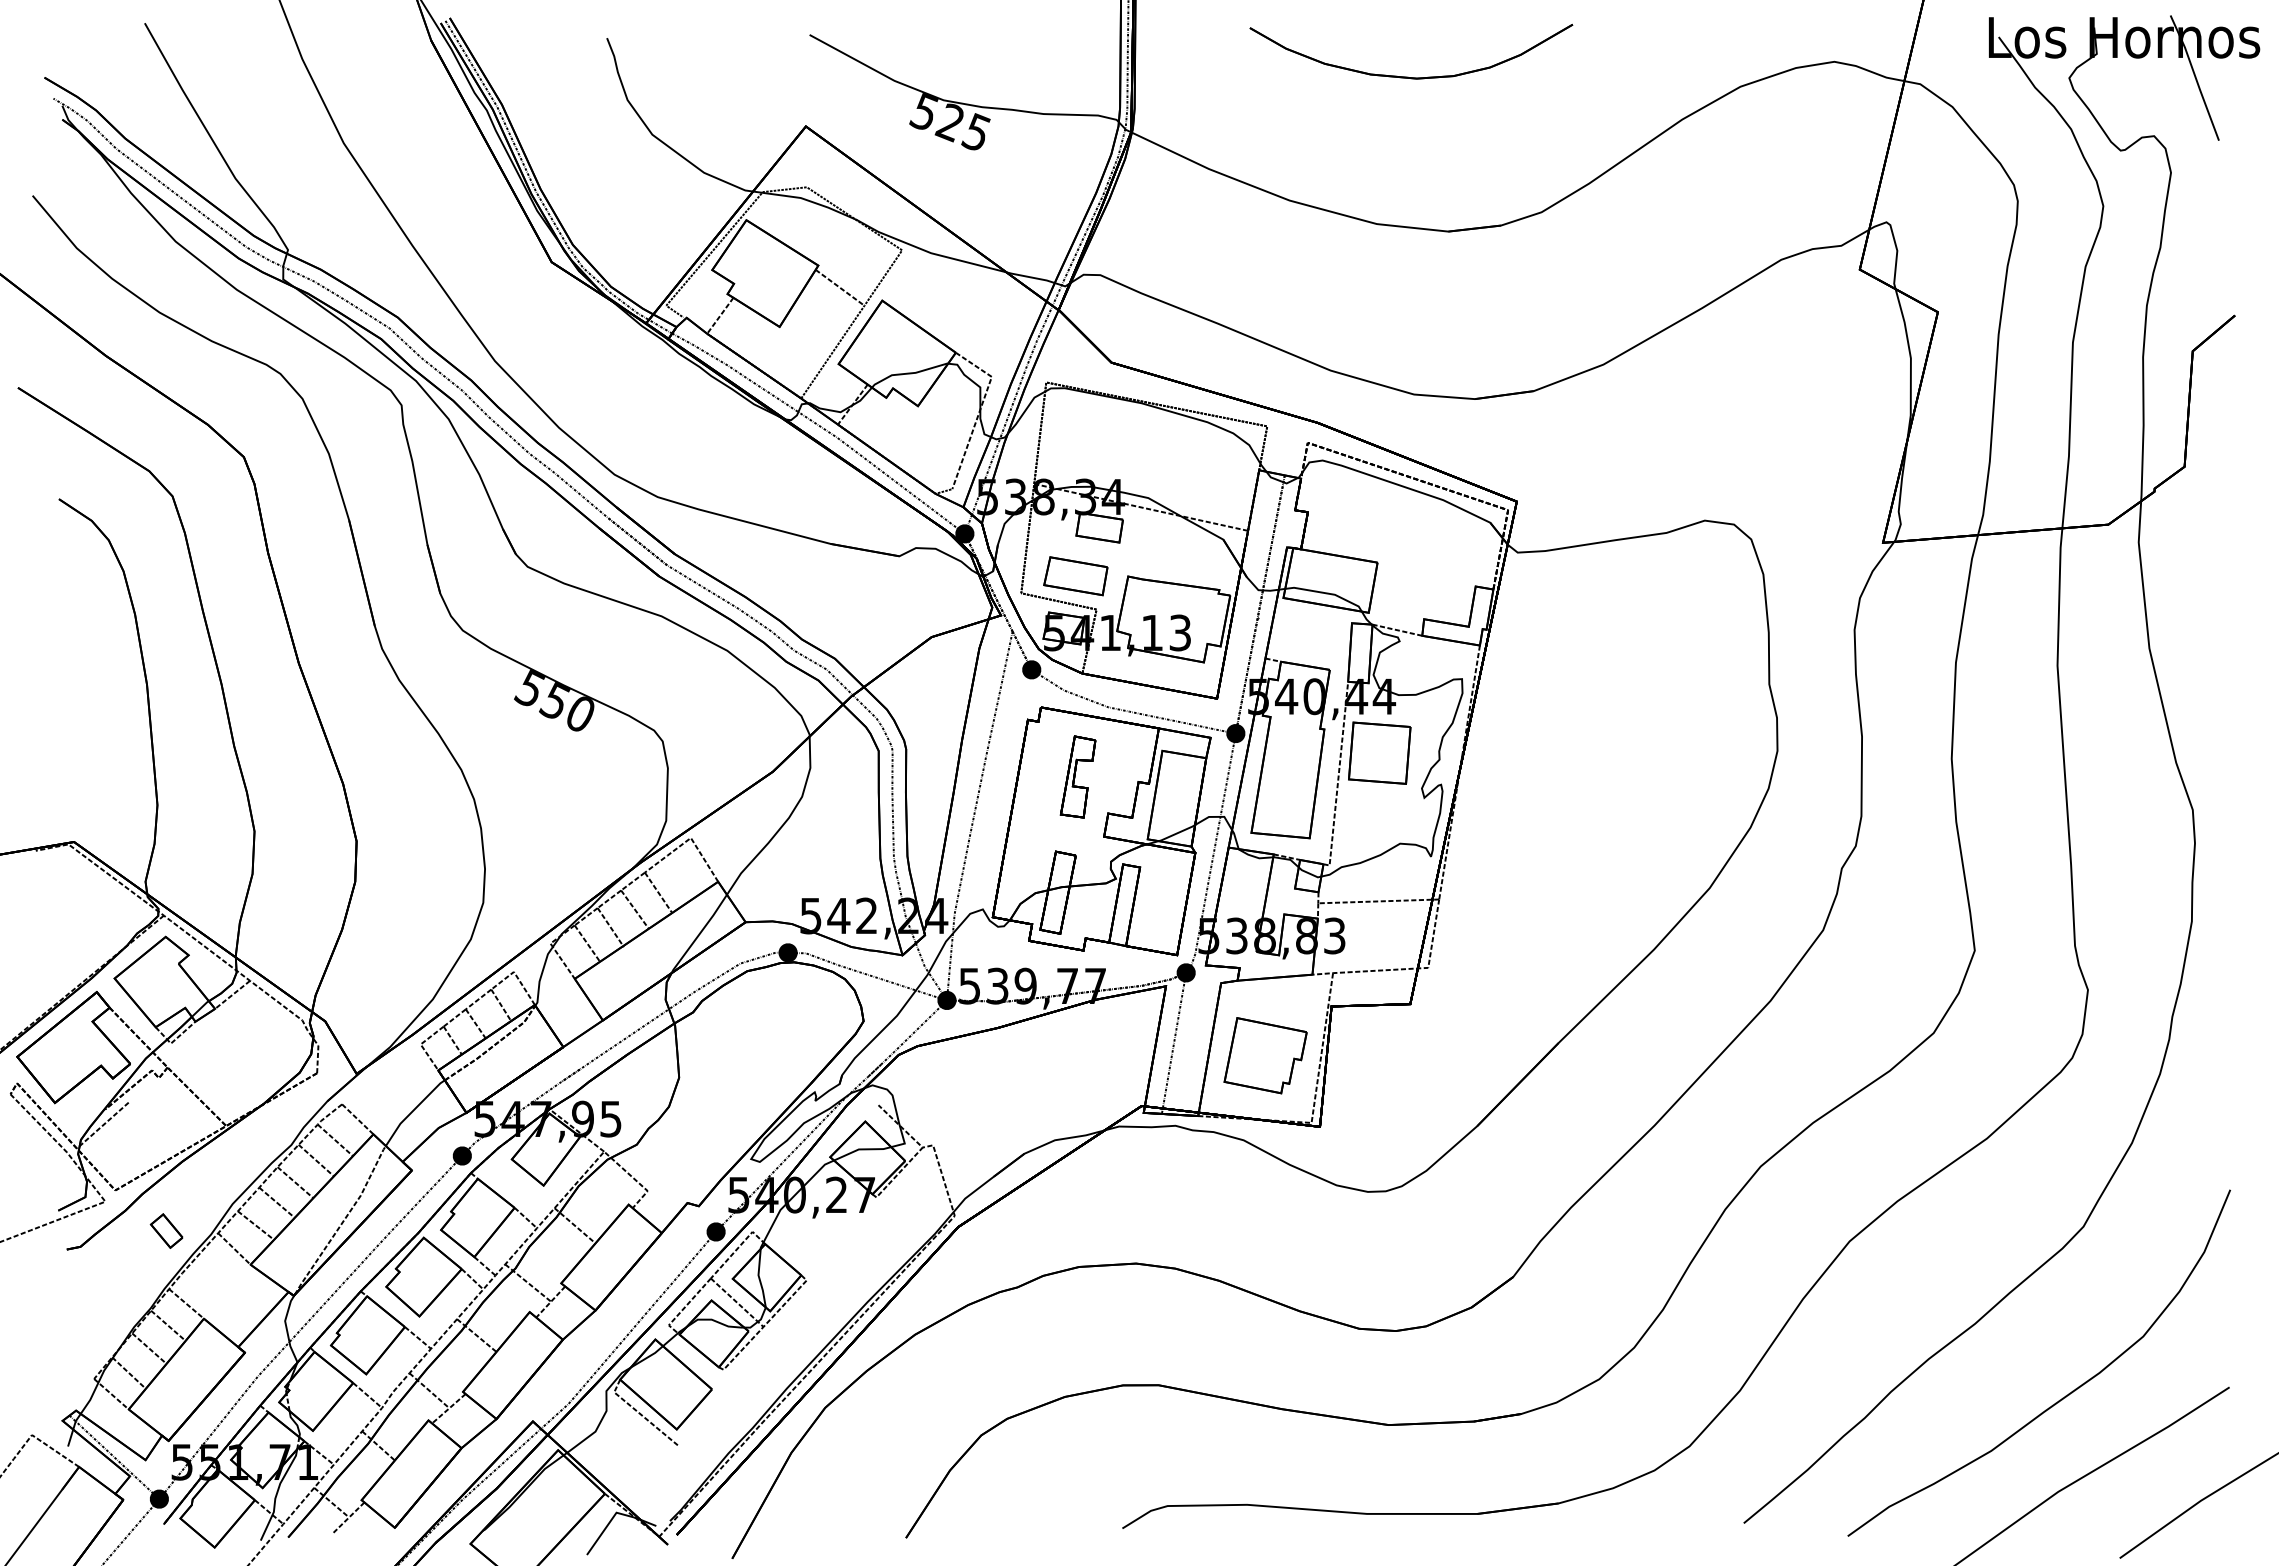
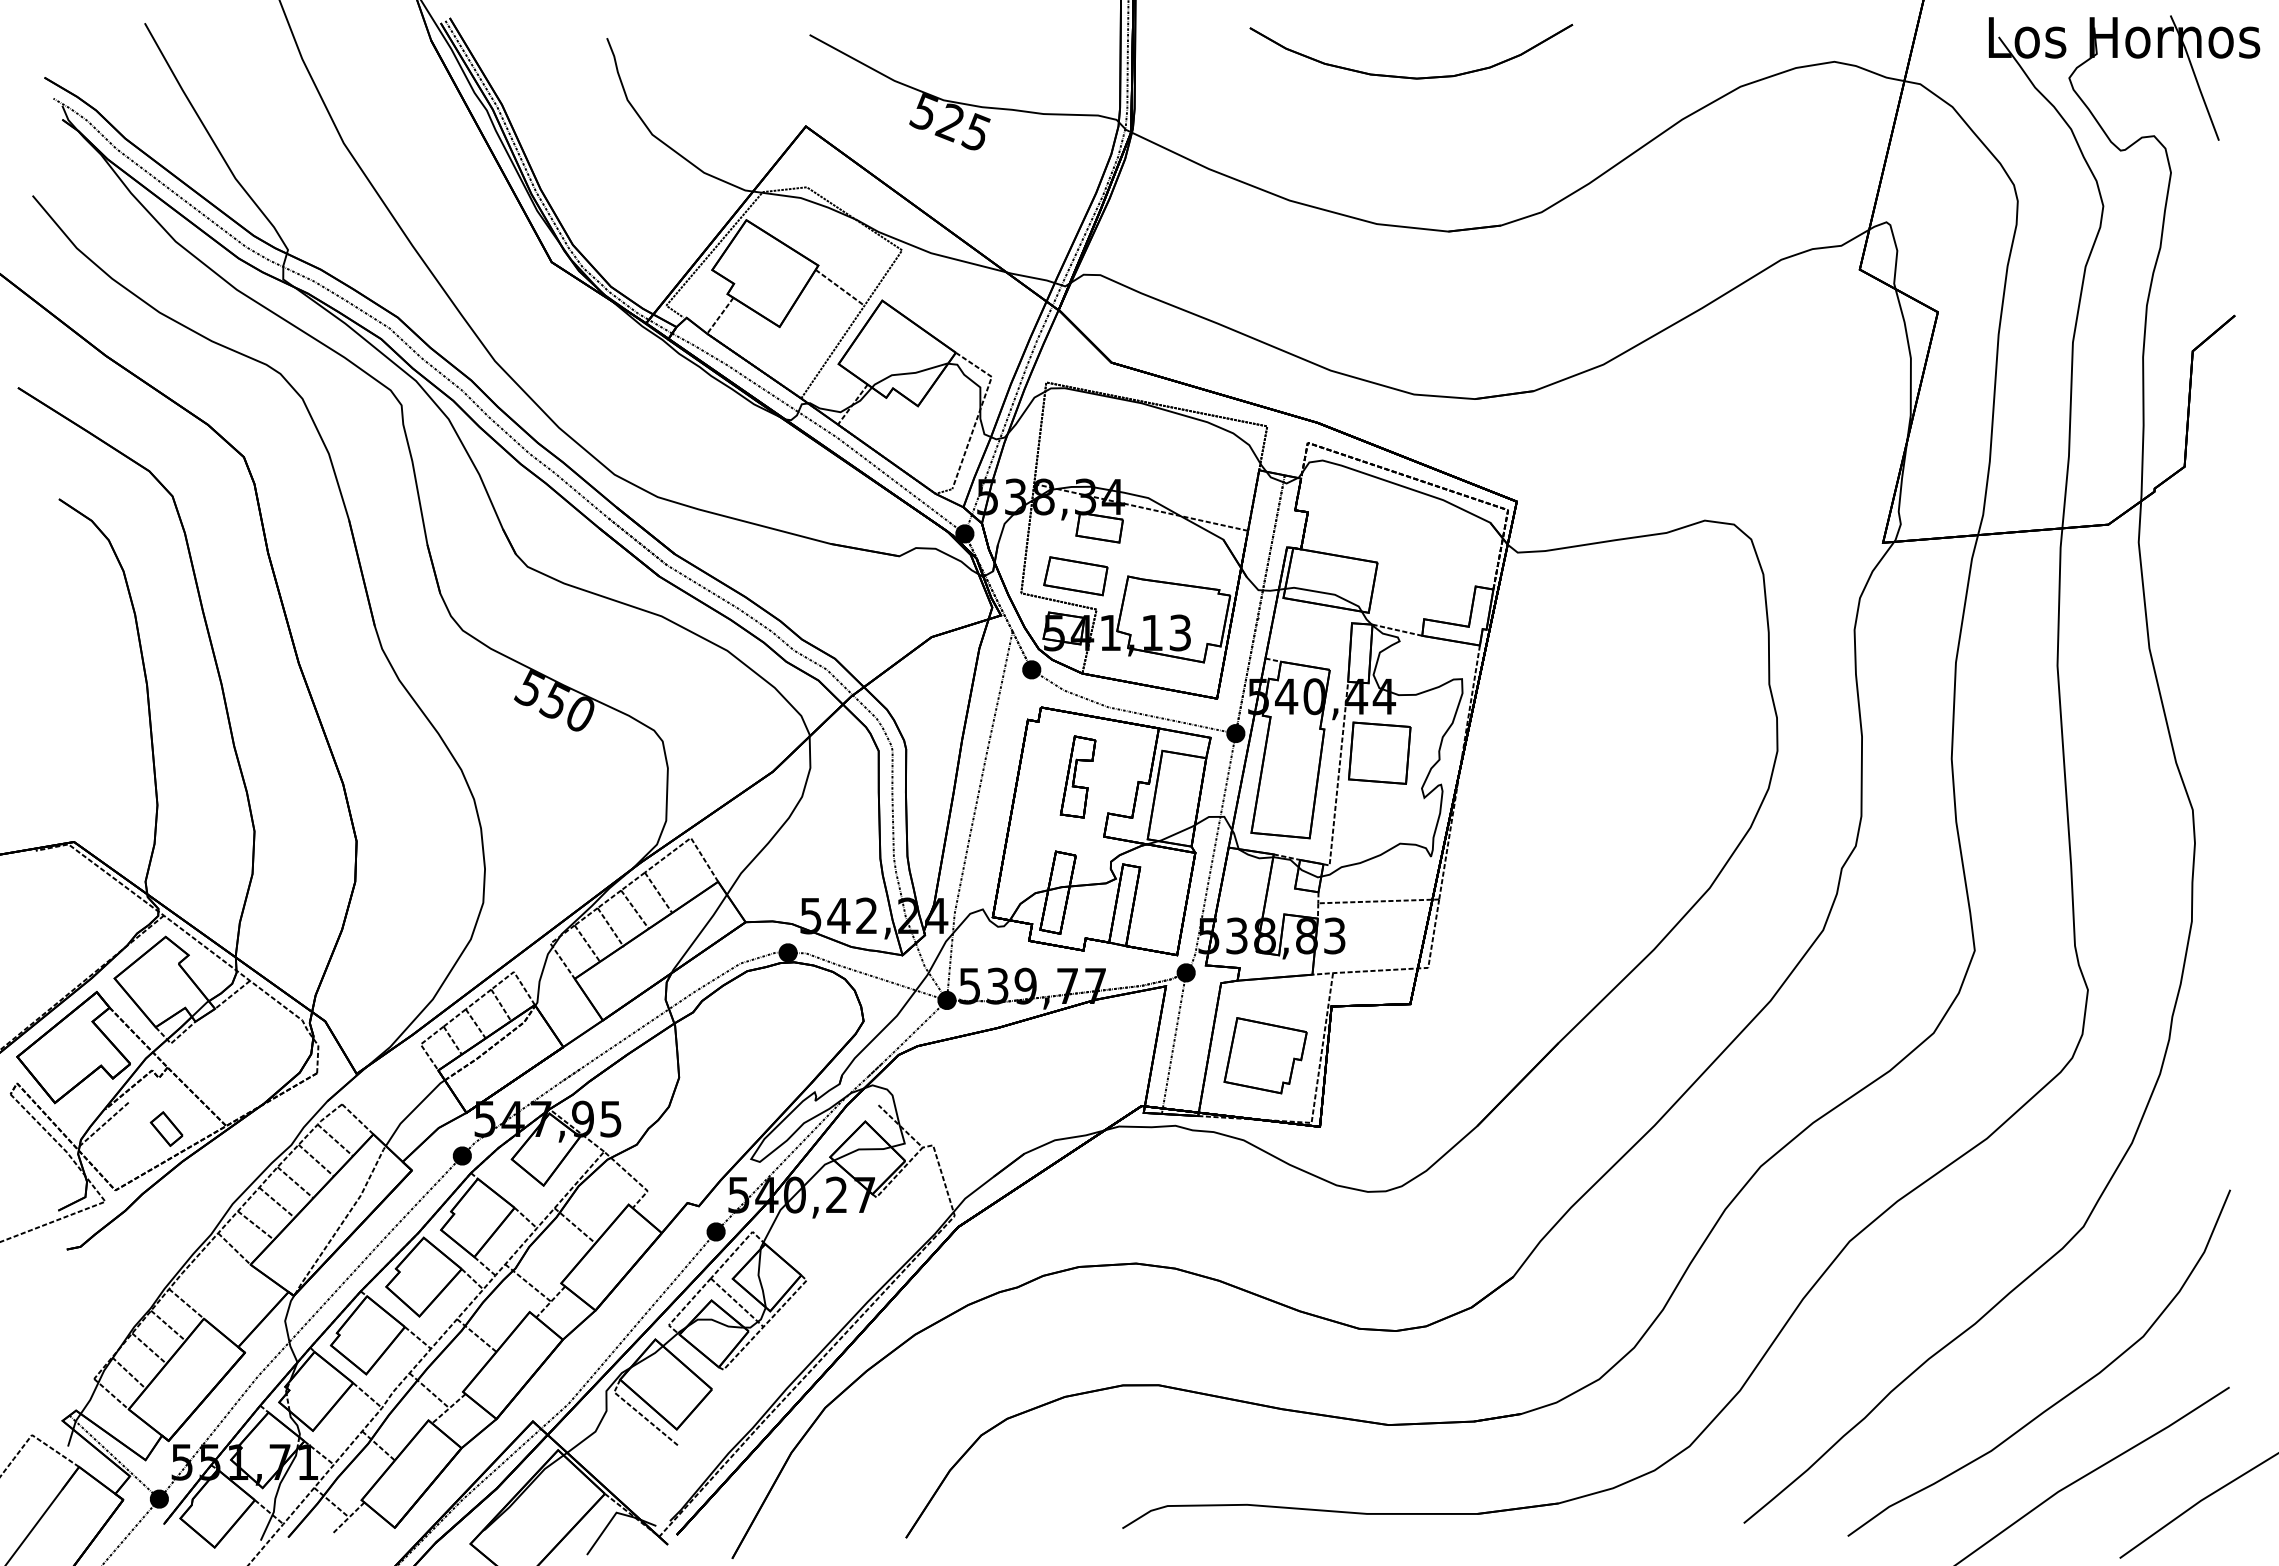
part position: (166, 1230) -> (166, 1128) (166, 1128)
